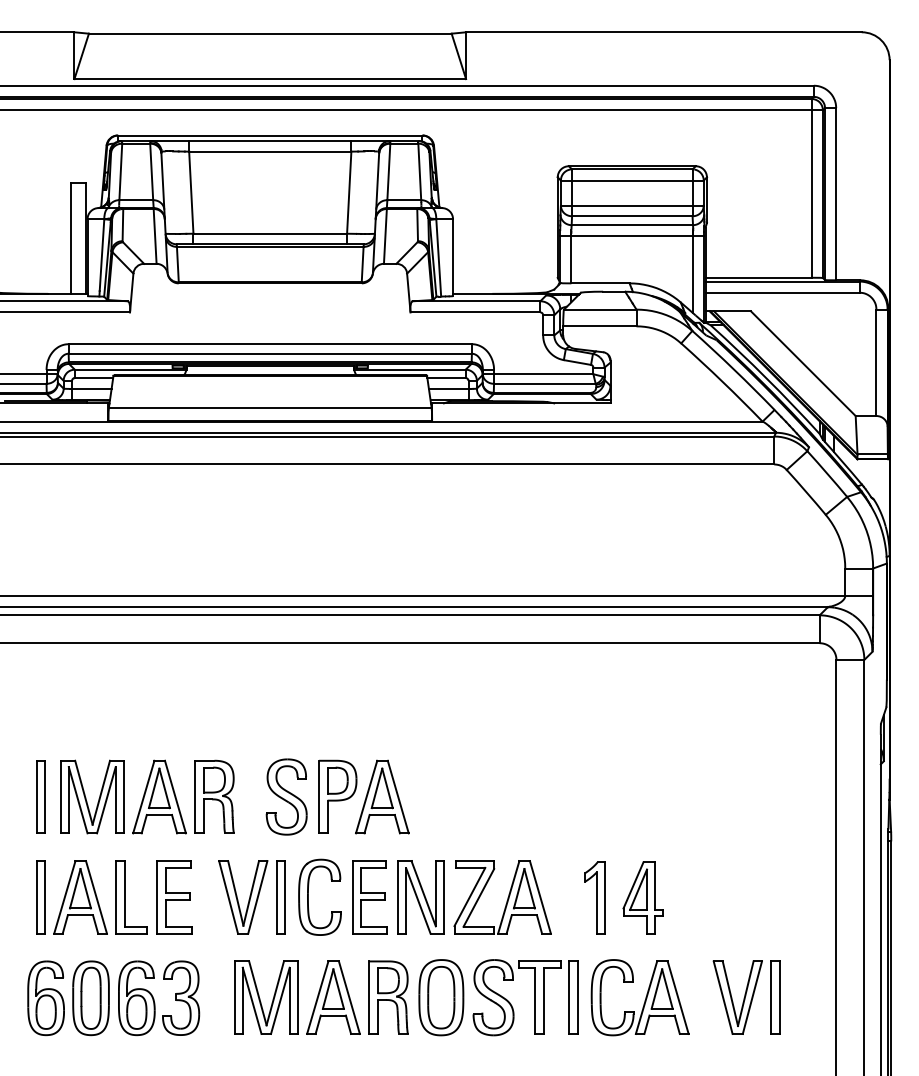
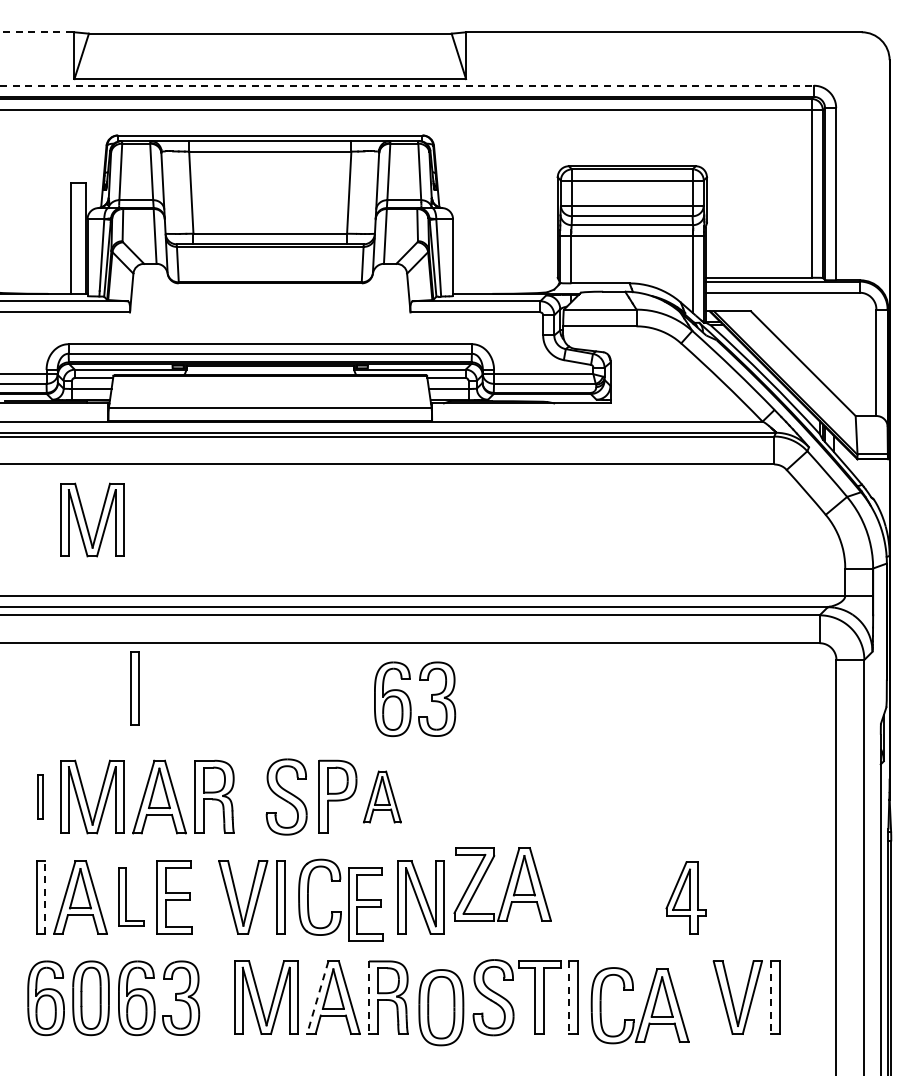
line: solid -> dashed (37, 32)
line: solid -> dashed (407, 85)
part: none -> present (86, 520)
part: none -> present (134, 688)
part: none -> present (415, 699)
part size: 10x74 px -> 7x46 px (40, 796)
part size: 55x76 px -> 39x54 px (382, 796)
line: solid -> dashed (45, 896)
part size: 33x75 px -> 27x60 px (131, 896)
part position: (369, 897) -> (365, 904) (365, 904)
part position: (502, 897) -> (502, 884) (502, 884)
part: present -> none (594, 897)
part position: (642, 897) -> (685, 897) (685, 897)
line: solid -> dashed (317, 997)
part position: (441, 997) -> (441, 1007) (441, 1007)
part position: (639, 997) -> (639, 1005) (639, 1005)
line: solid -> dashed (369, 998)
line: solid -> dashed (569, 998)
line: solid -> dashed (771, 998)
